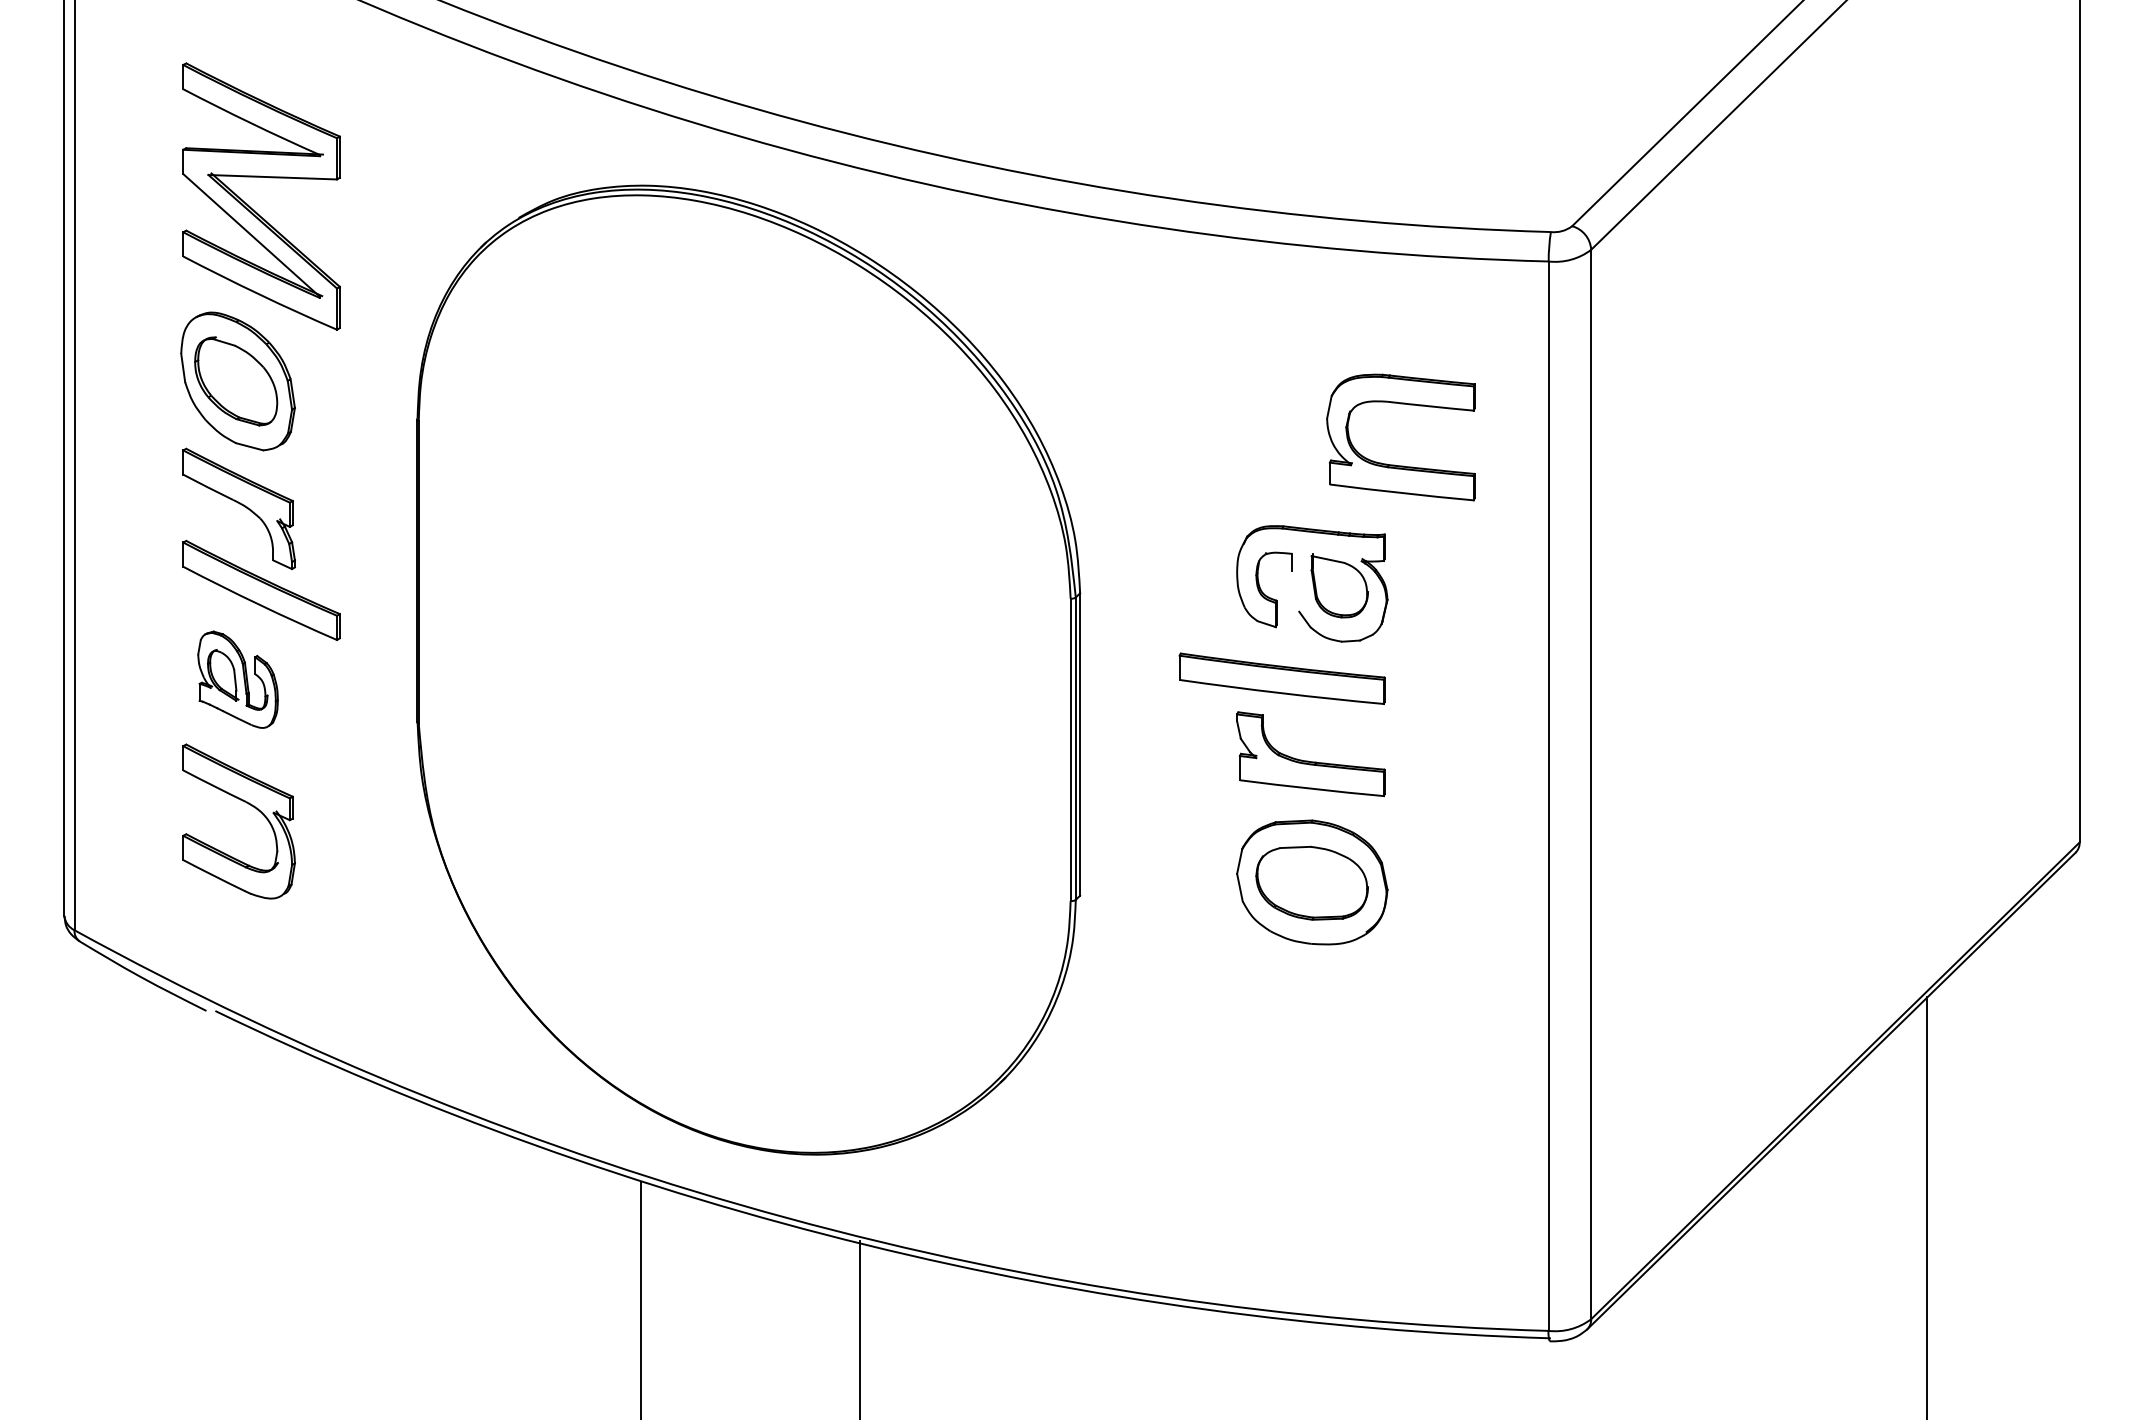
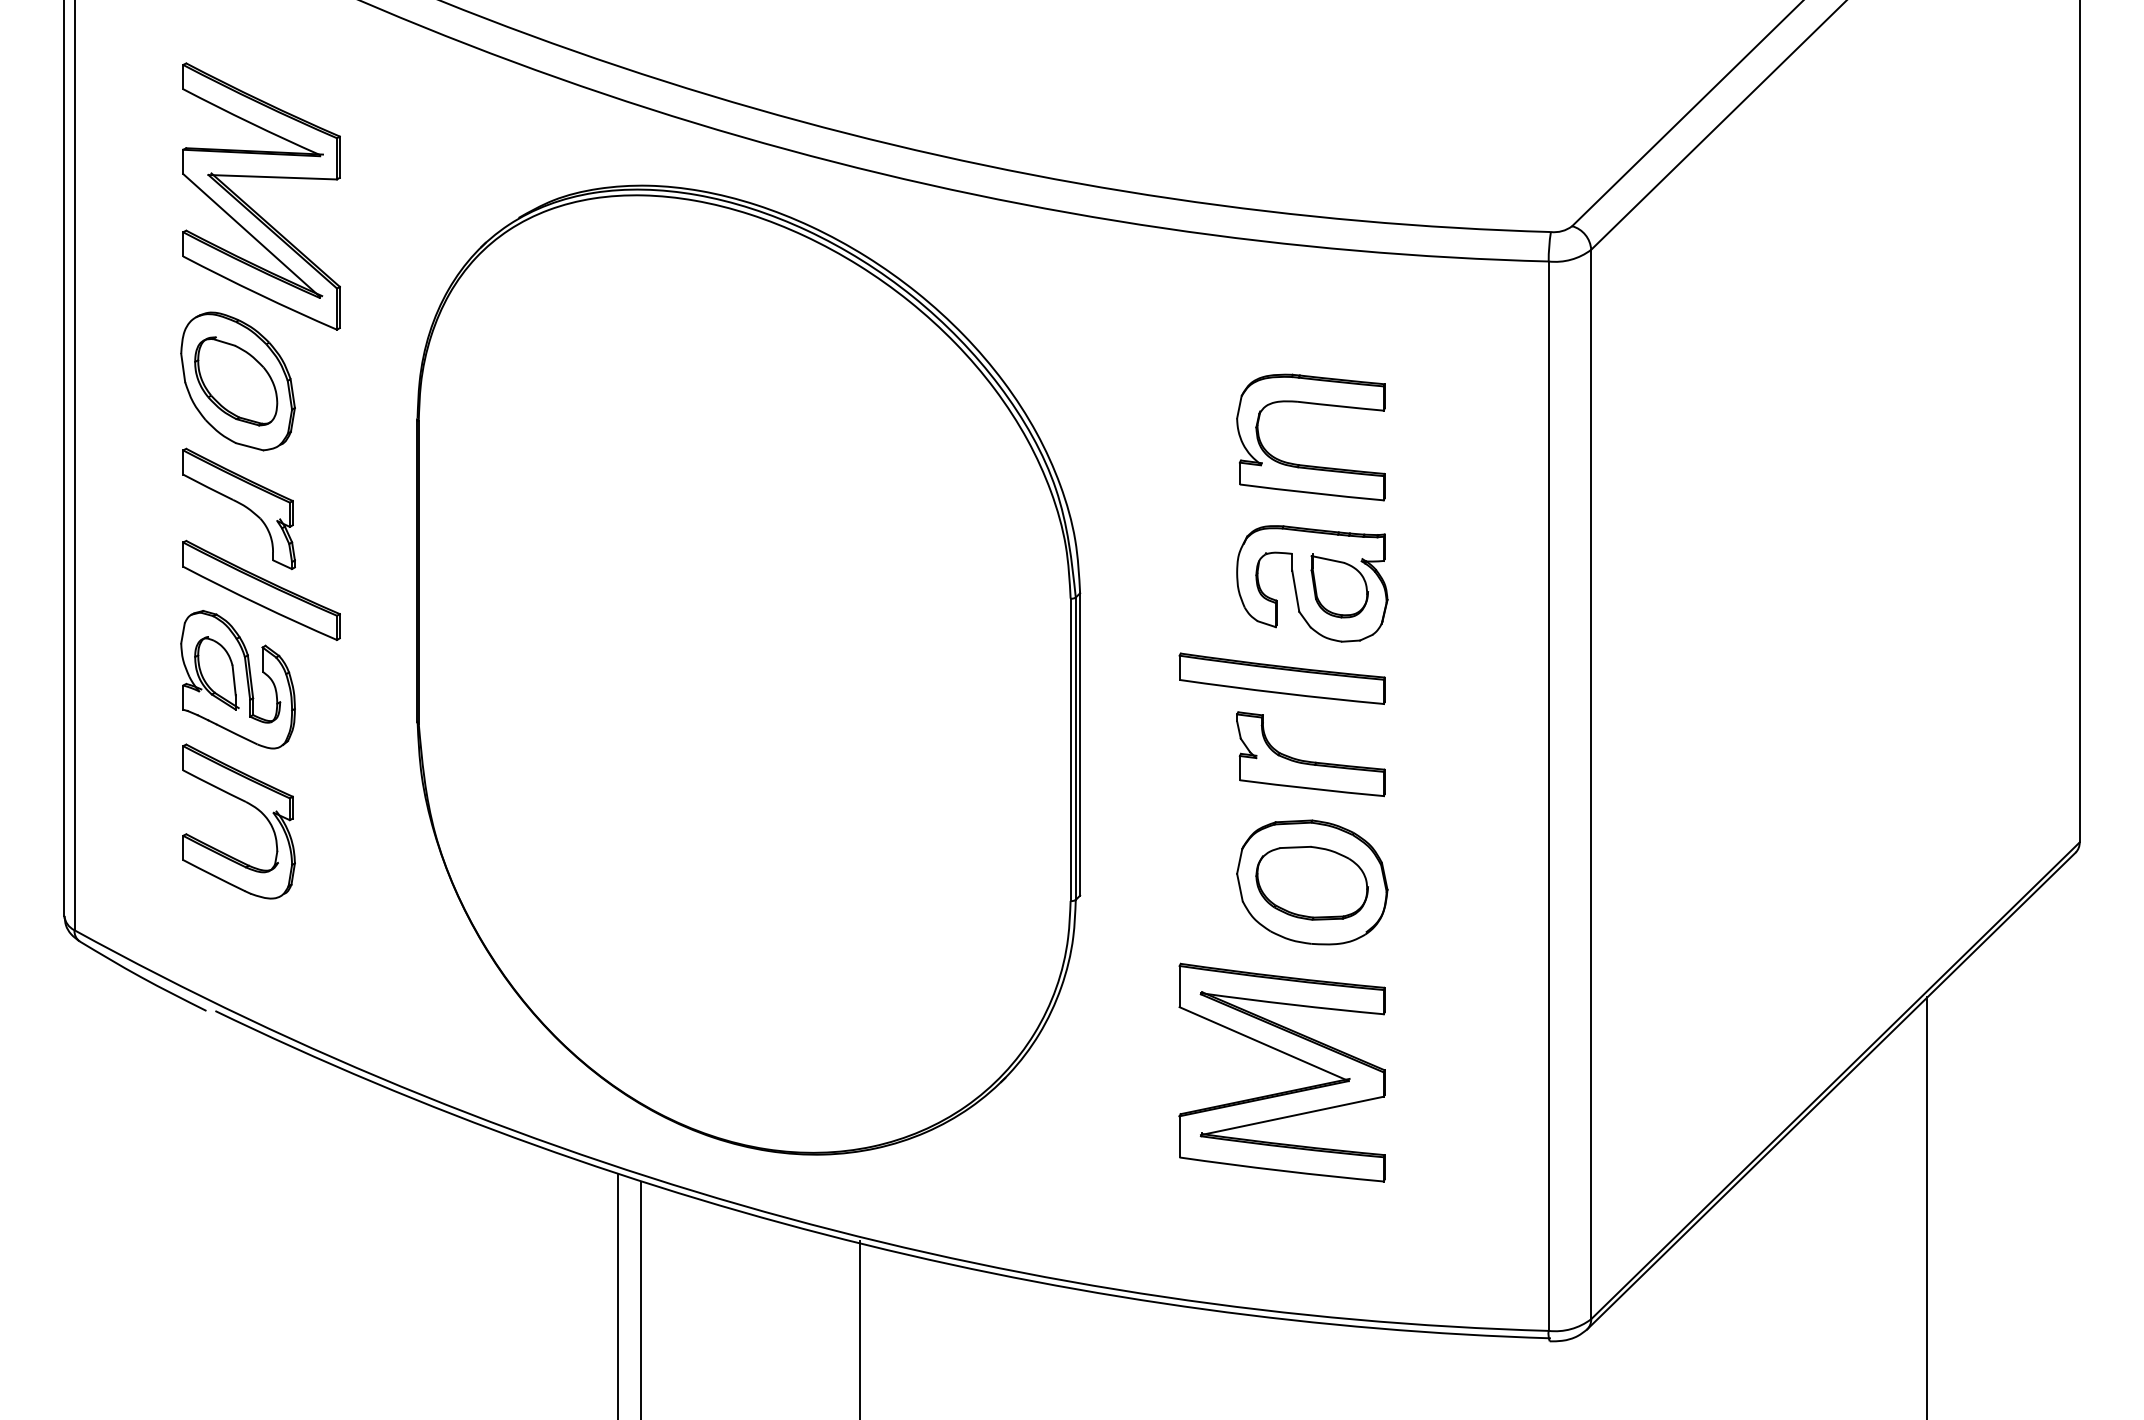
part position: (1395, 464) -> (1305, 464) (1305, 464)
line: none -> present (1295, 590)
part size: 82x99 px -> 116x140 px (237, 679)
part: none -> present (1289, 1056)
line: none -> present (618, 1295)
